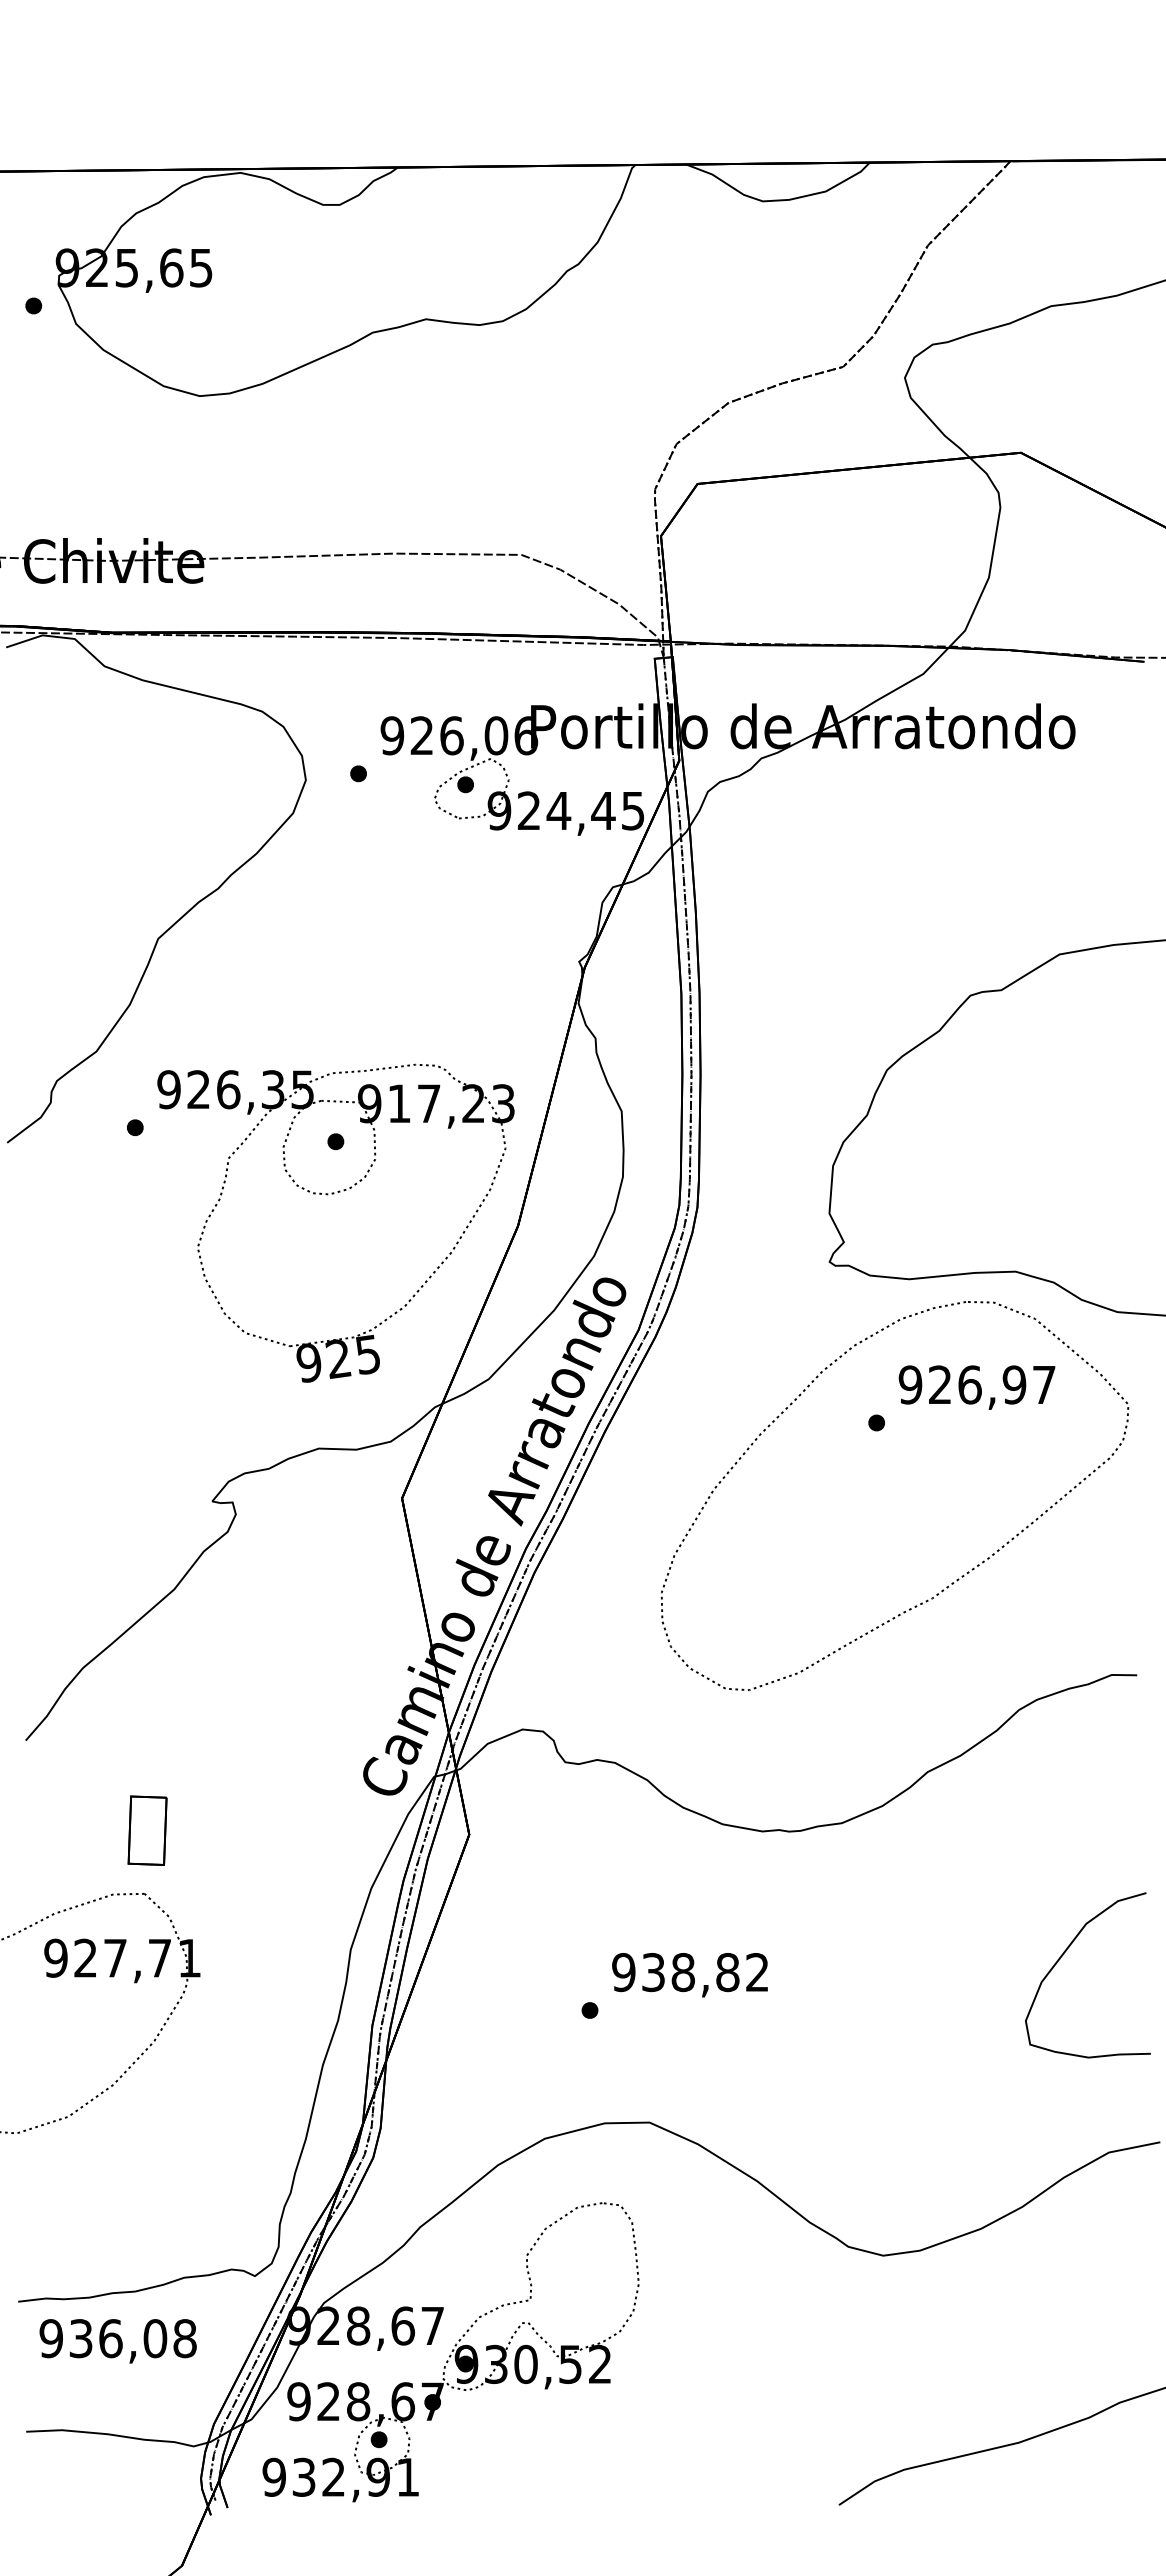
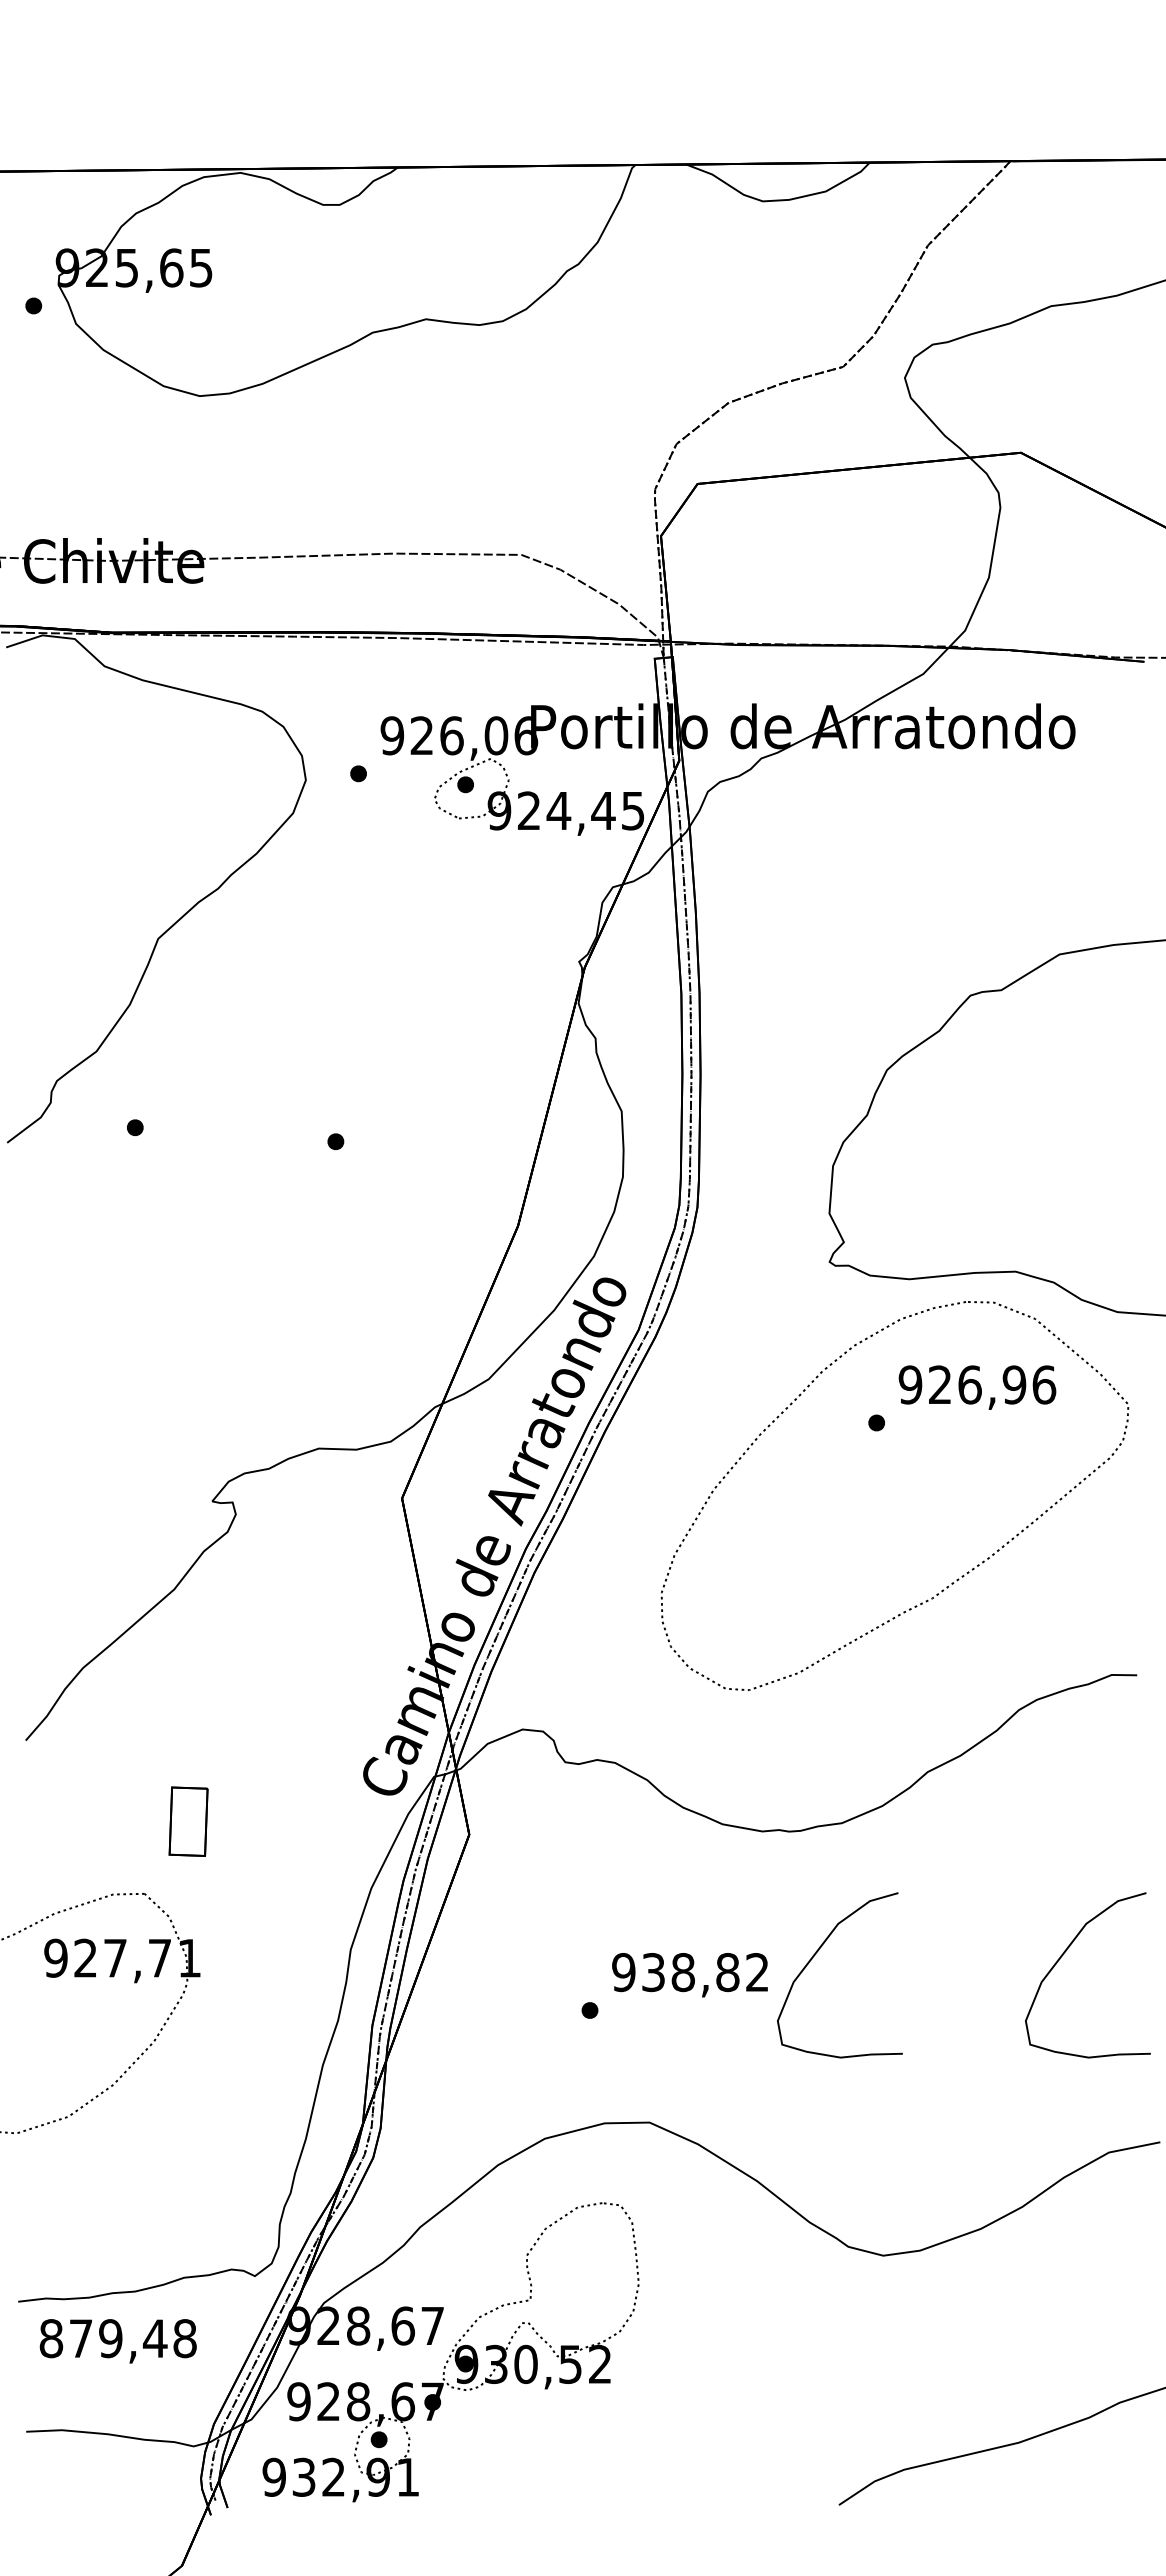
part: present -> none (333, 1194)
text: 926,97 -> 926,96 (1044, 1384)
part position: (147, 1830) -> (188, 1821) (188, 1821)
curve: none -> present (815, 1955)
text: 936,08 -> 879,48 (103, 2338)
